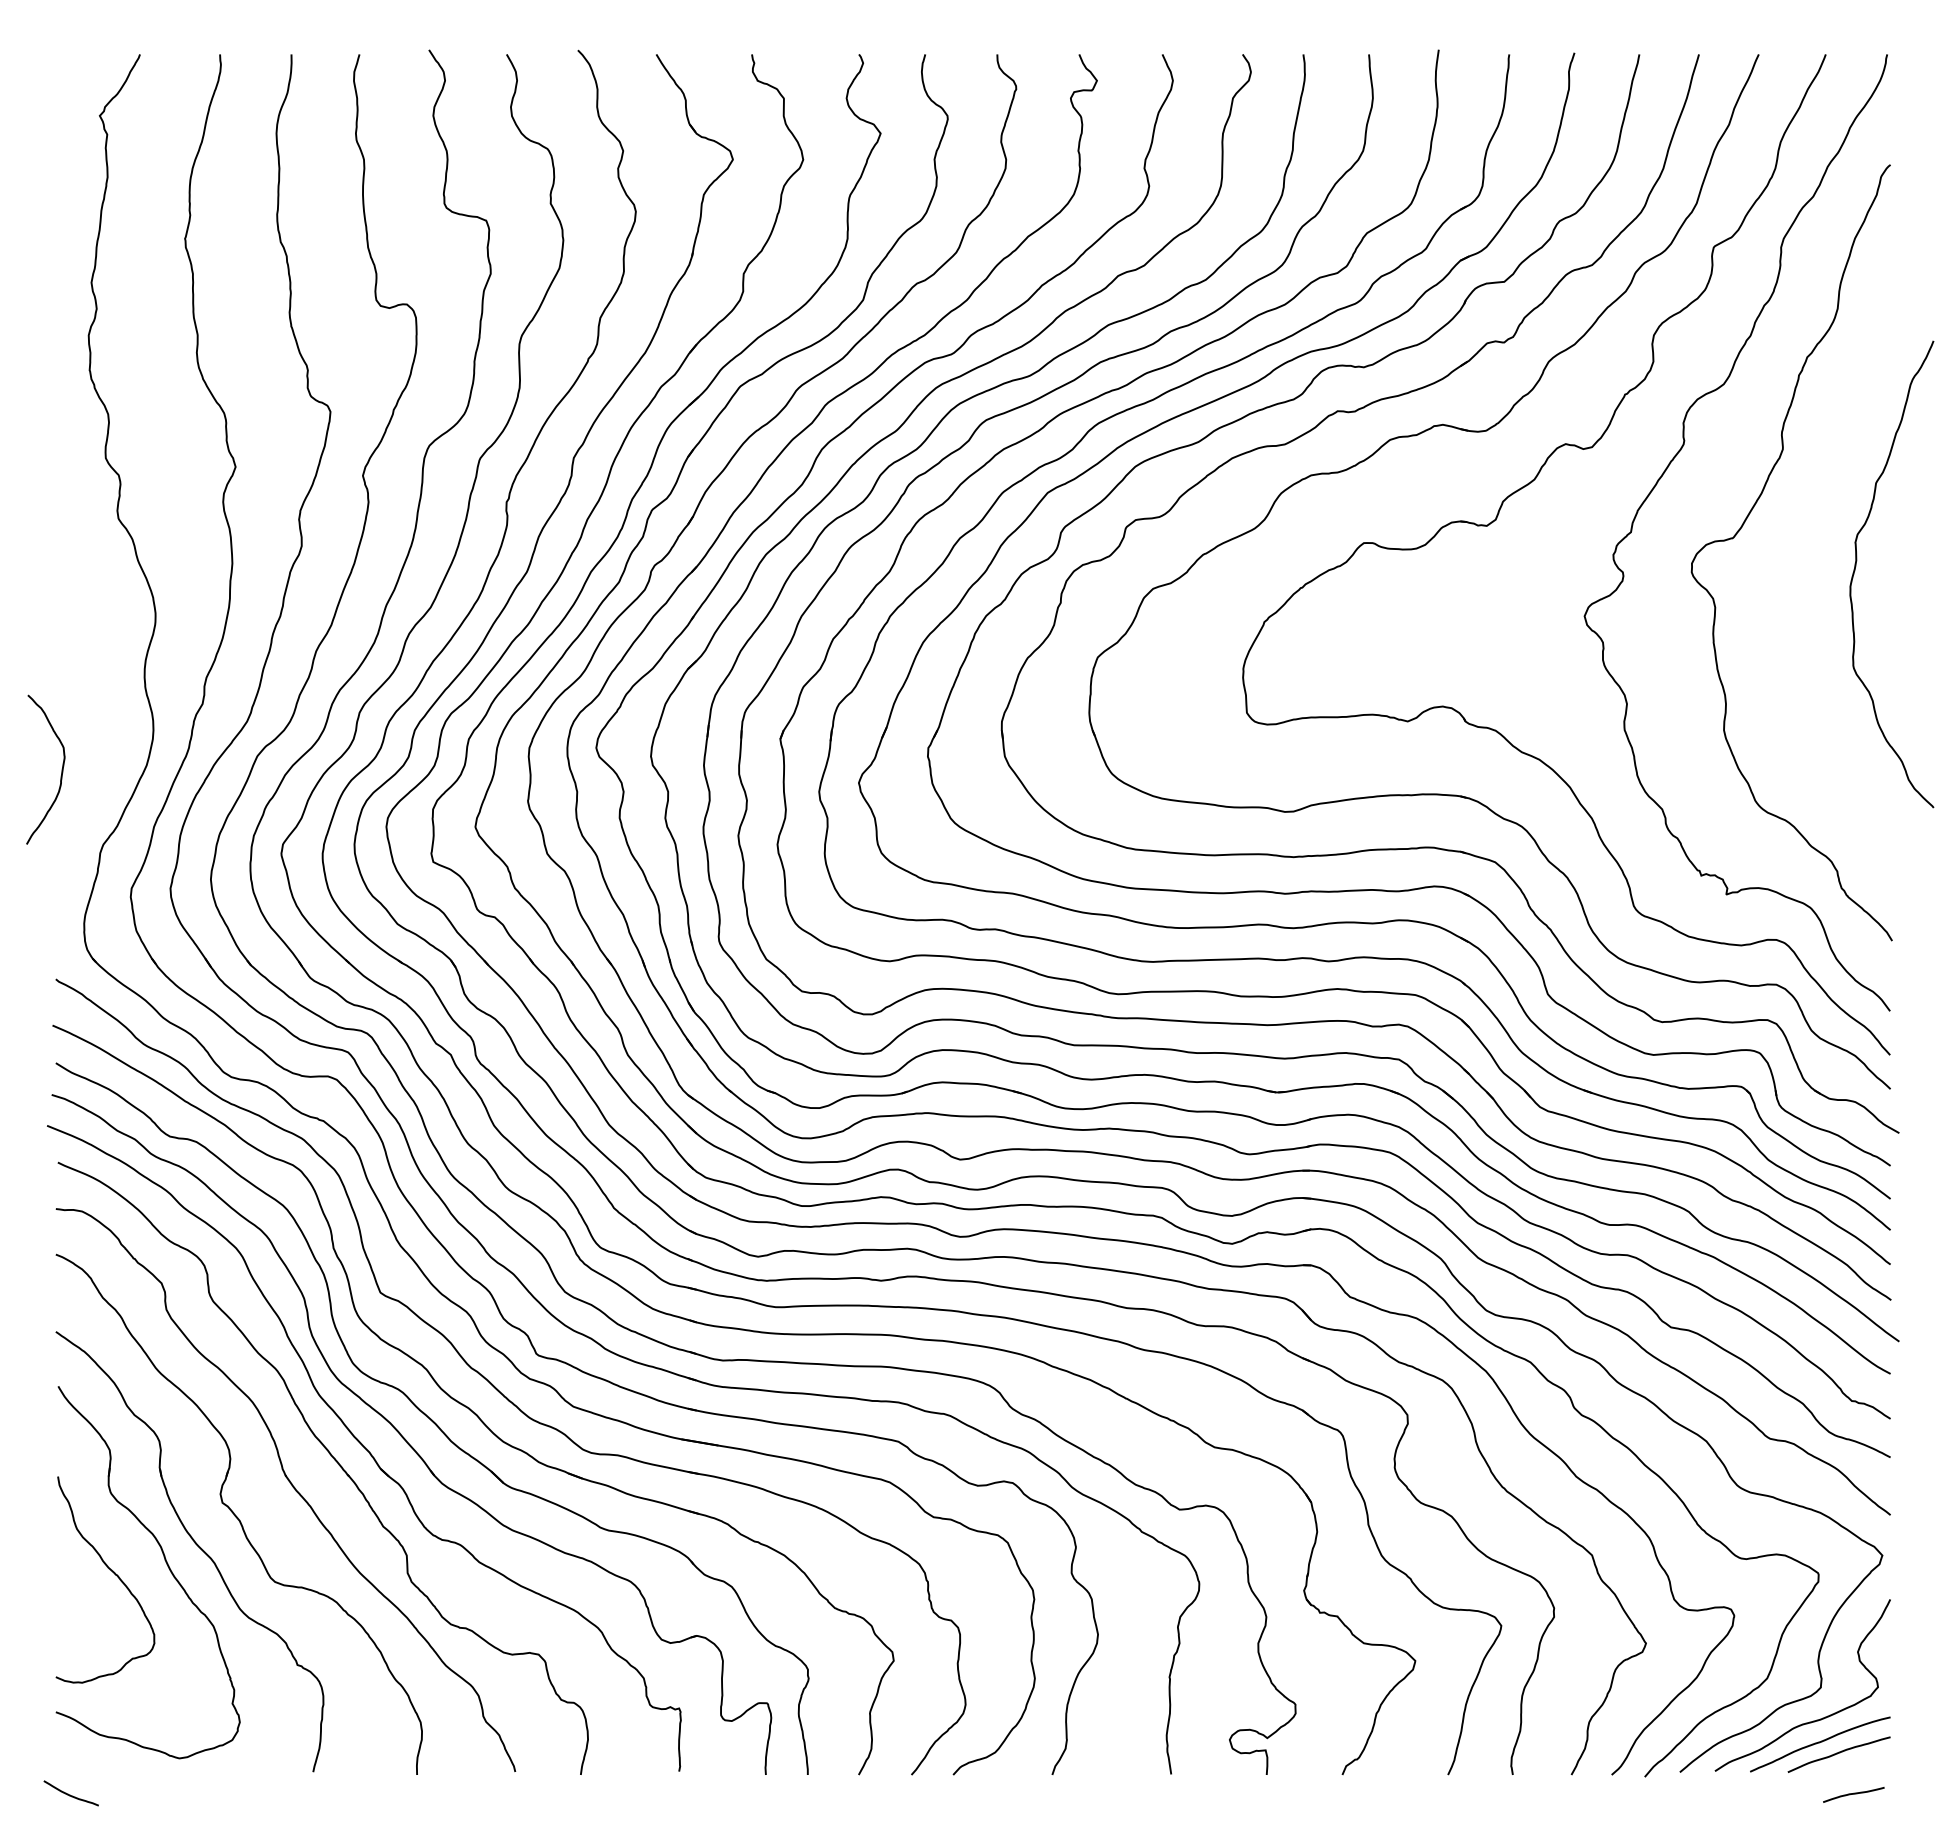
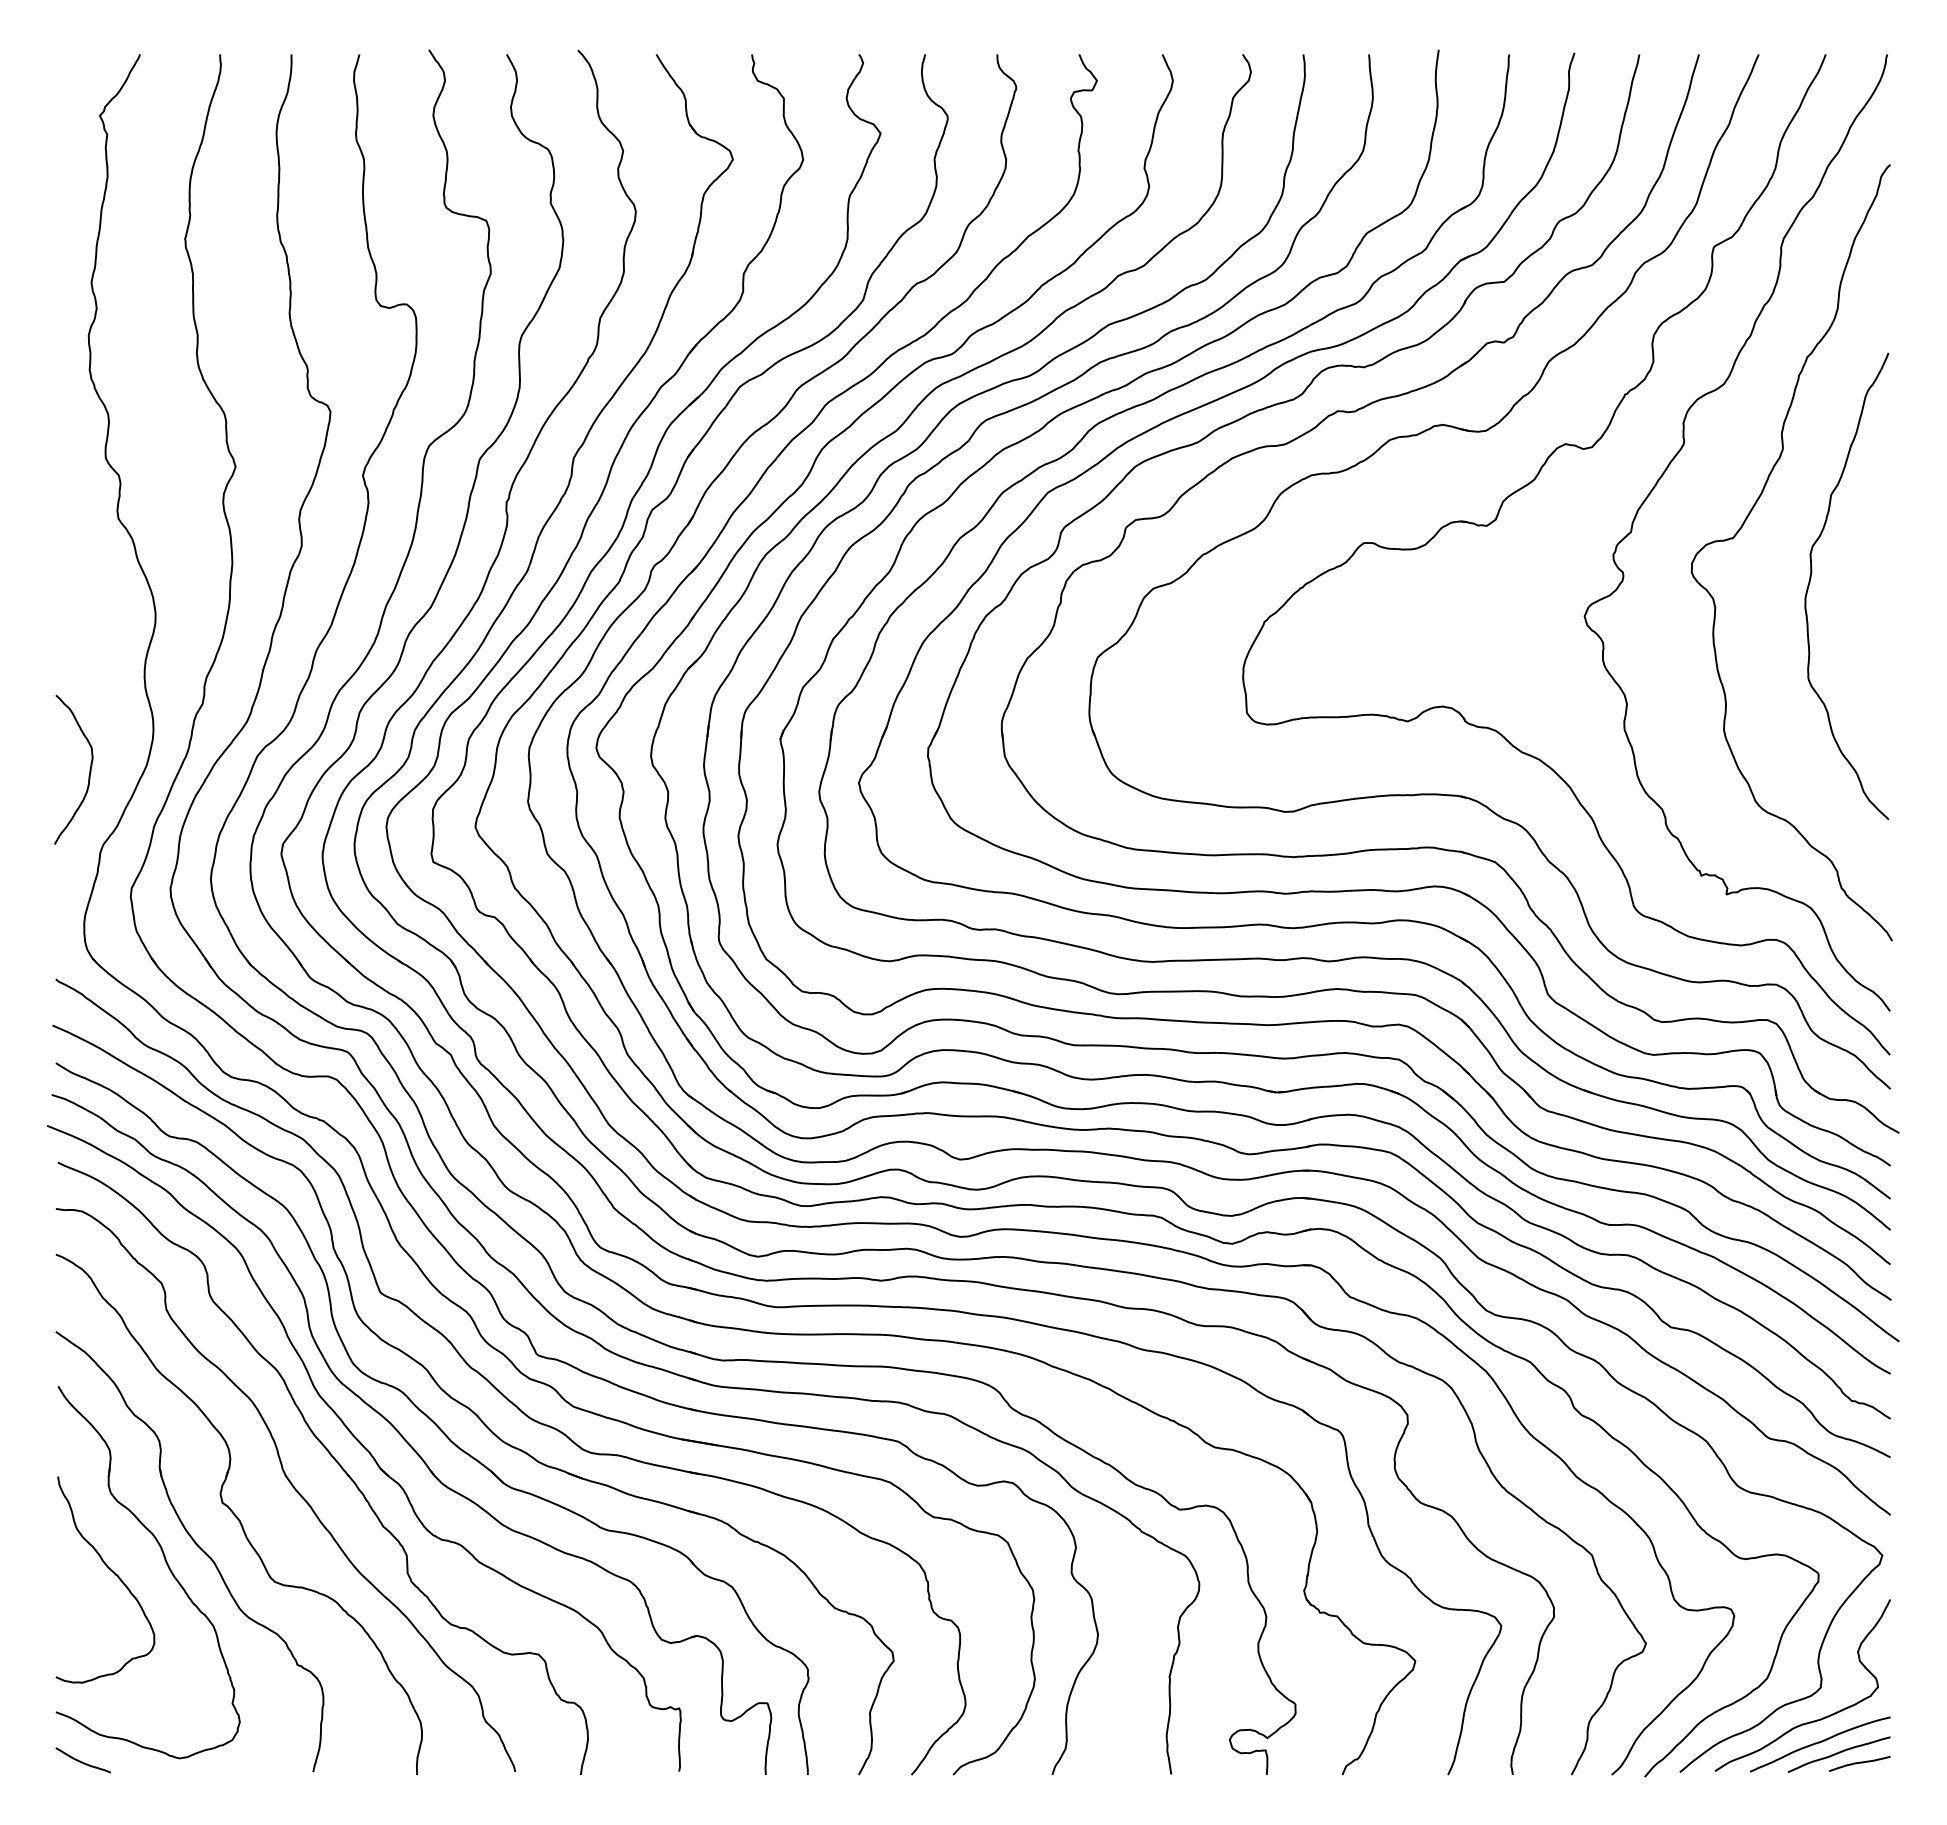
curve position: (1856, 566) -> (1811, 578) (1811, 578)
curve position: (61, 769) -> (89, 769) (89, 769)
curve position: (70, 1794) -> (82, 1761) (82, 1761)
curve position: (1853, 1794) -> (1859, 1763) (1859, 1763)
